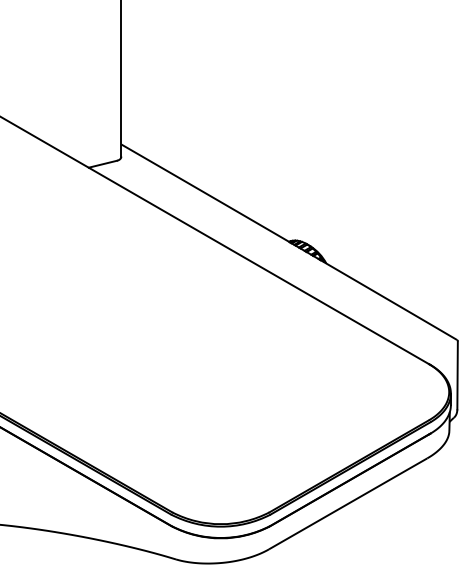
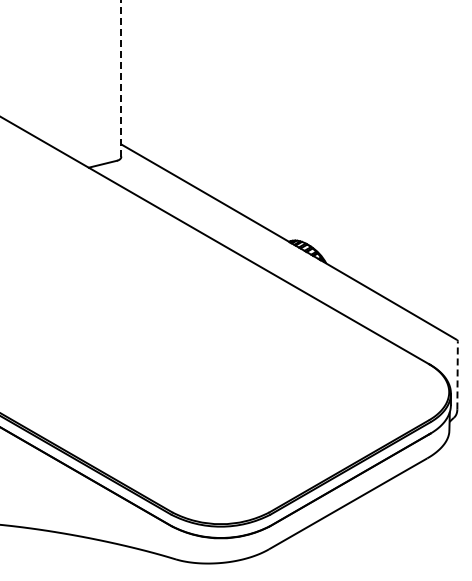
line: solid -> dashed (121, 78)
line: solid -> dashed (457, 374)
